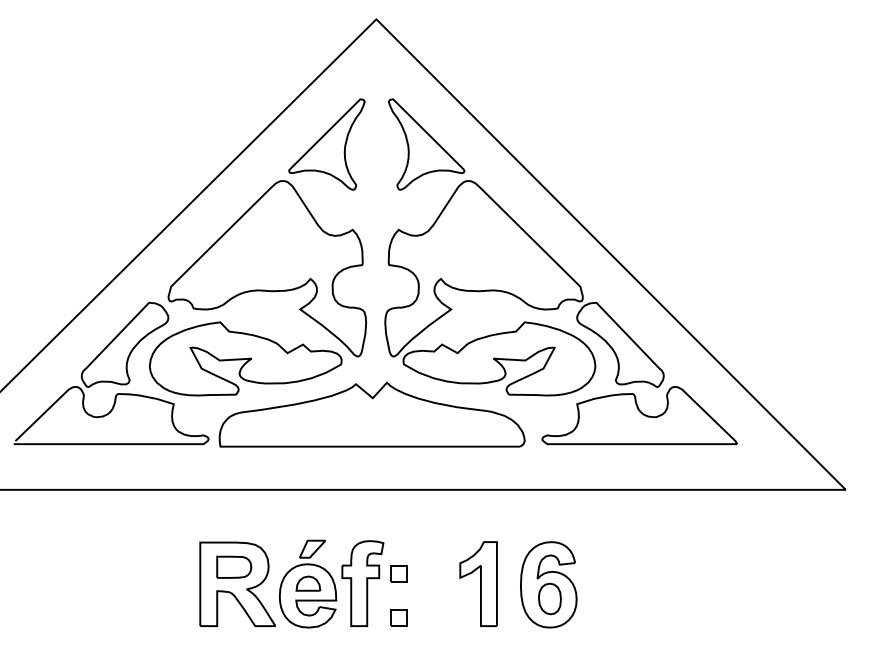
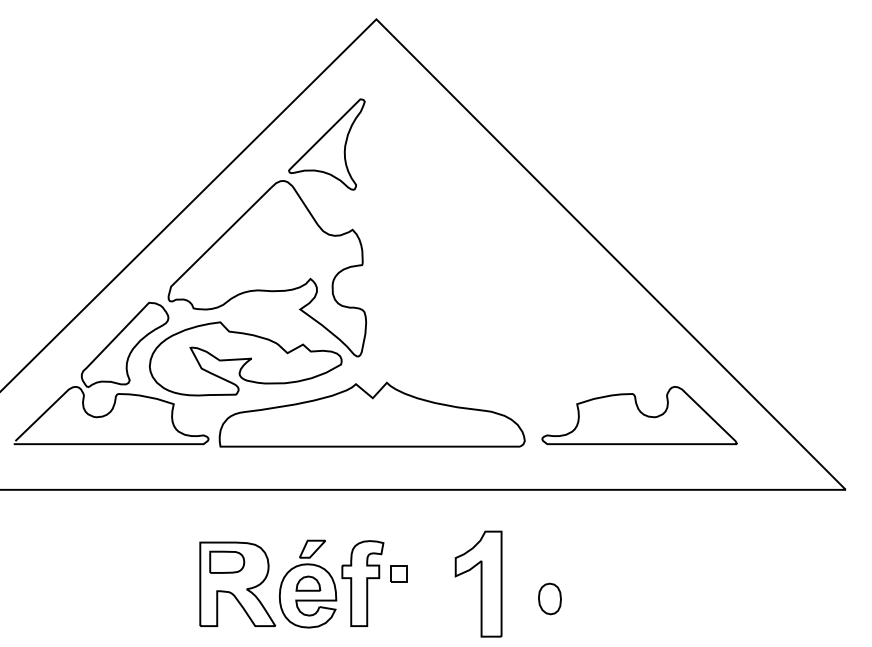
part: present -> none (524, 247)
part position: (234, 566) -> (227, 561) (227, 561)
part size: 39x86 px -> 49x108 px (478, 583)
part: present -> none (548, 584)
part: present -> none (398, 617)
